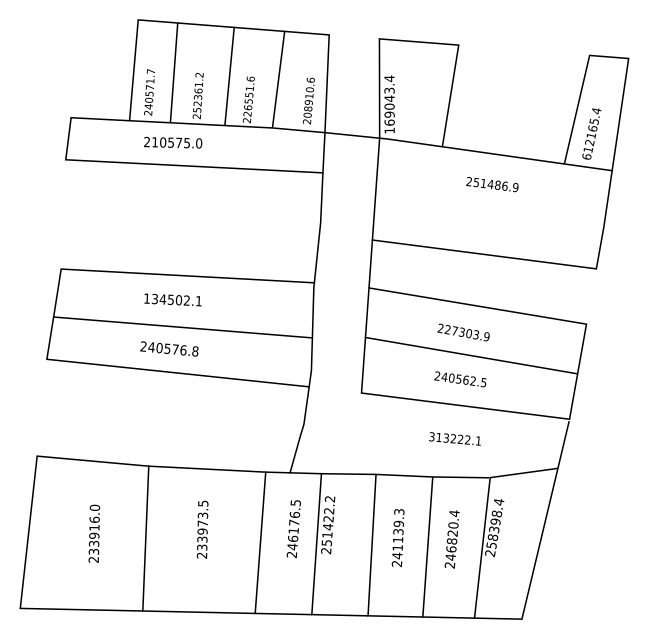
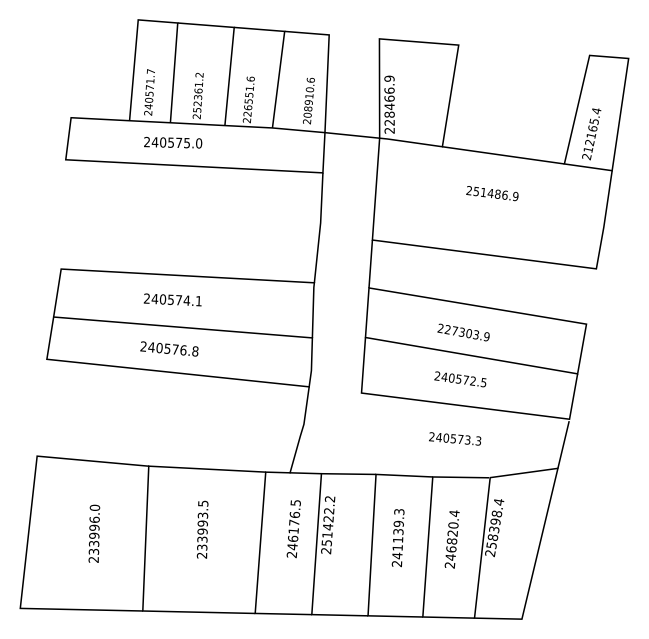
text: 169043.4 -> 228466.9 (389, 104)
text: 210575.0 -> 240575.0 (154, 142)
text: 612165.4 -> 212165.4 (586, 156)
text position: (492, 184) -> (492, 193) (492, 193)
text: 134502.1 -> 240574.1 (166, 299)
text: 240562.5 -> 240572.5 (466, 379)
text: 313222.1 -> 240573.3 (455, 438)
text: 233973.5 -> 233993.5 (202, 523)
text: 233916.0 -> 233996.0 (94, 527)
